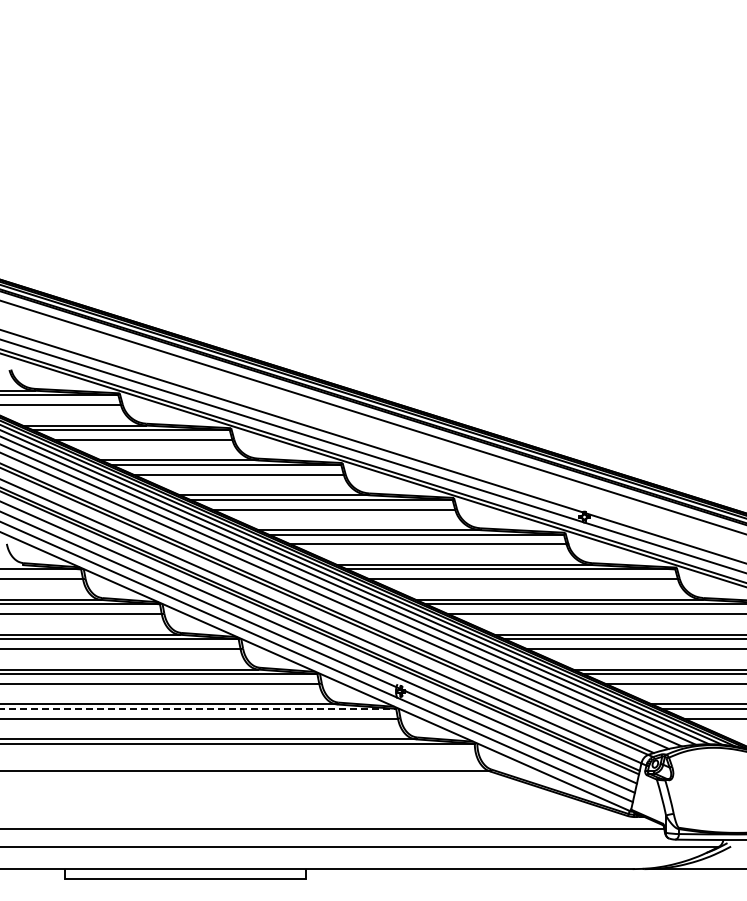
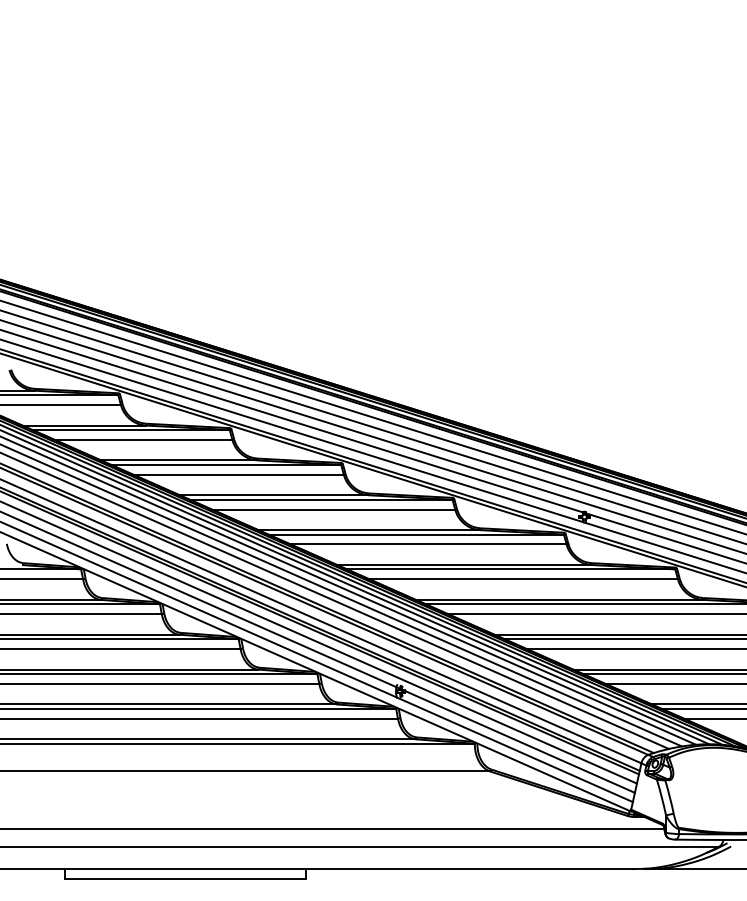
line: none -> present (372, 427)
line: none -> present (372, 436)
line: dashed -> solid (198, 708)
